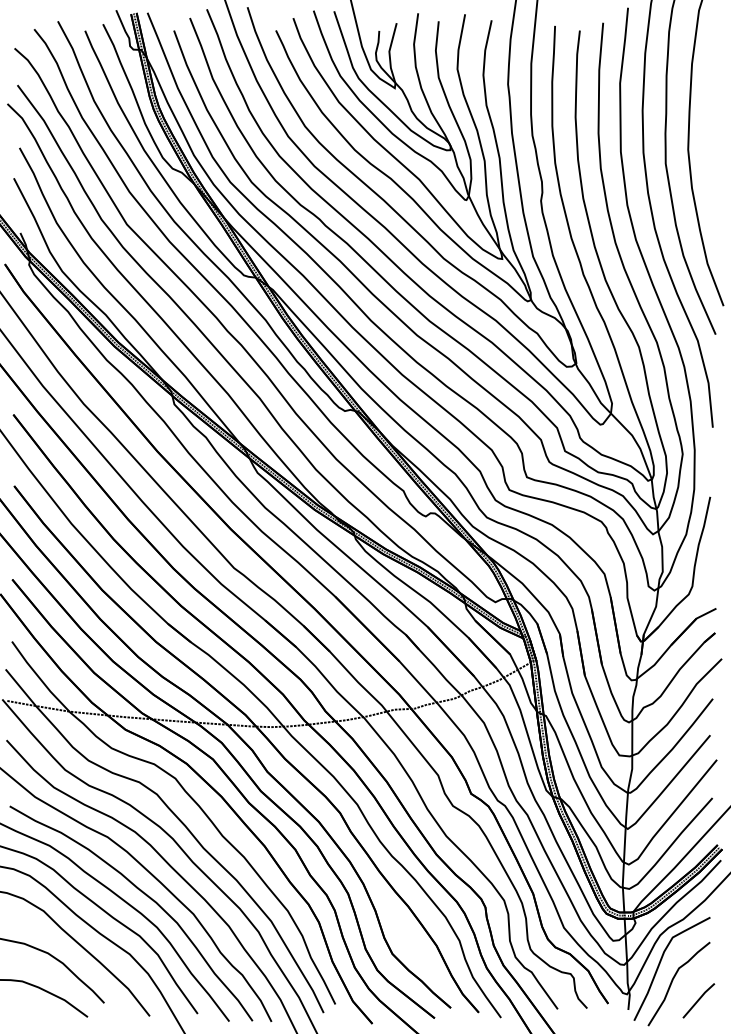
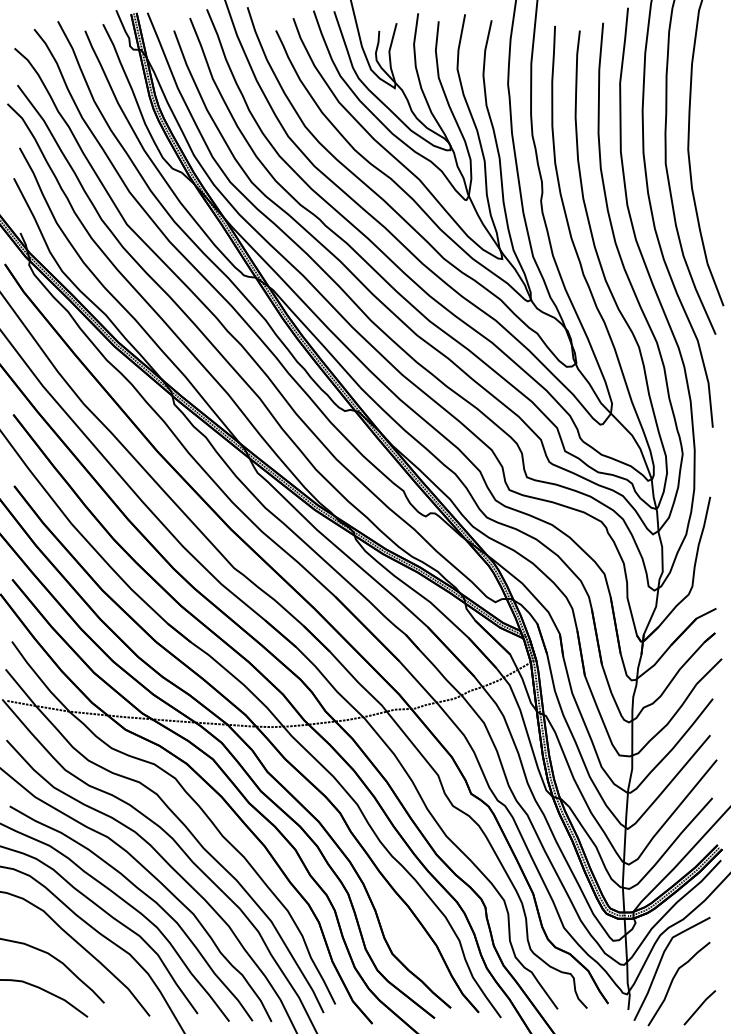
line position: (698, 1000) -> (699, 1007) (699, 1007)
